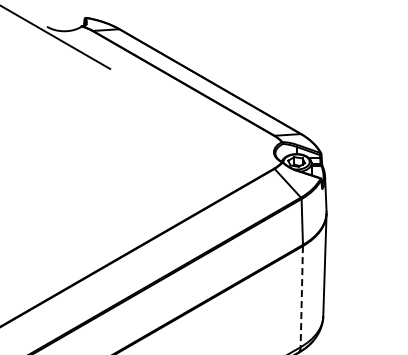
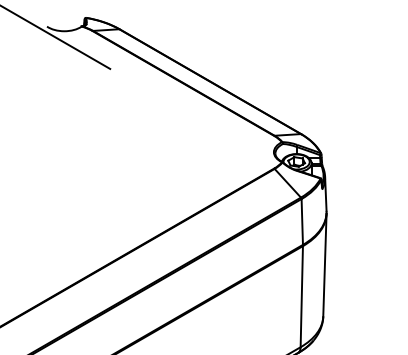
line: dashed -> solid (301, 296)
